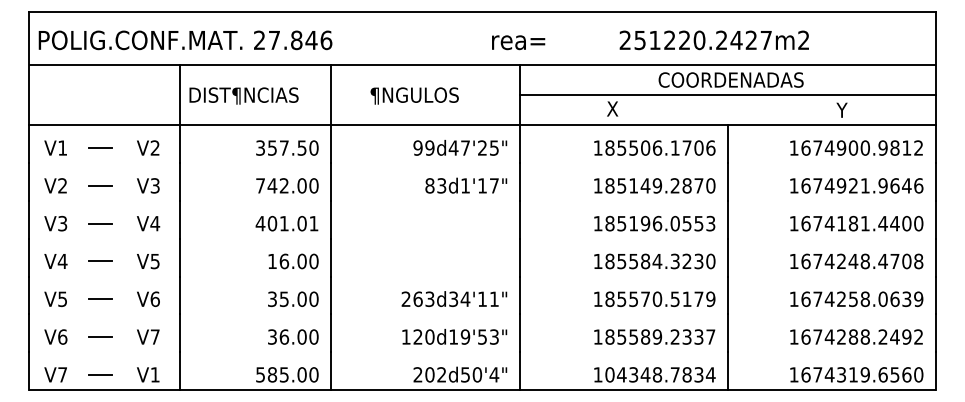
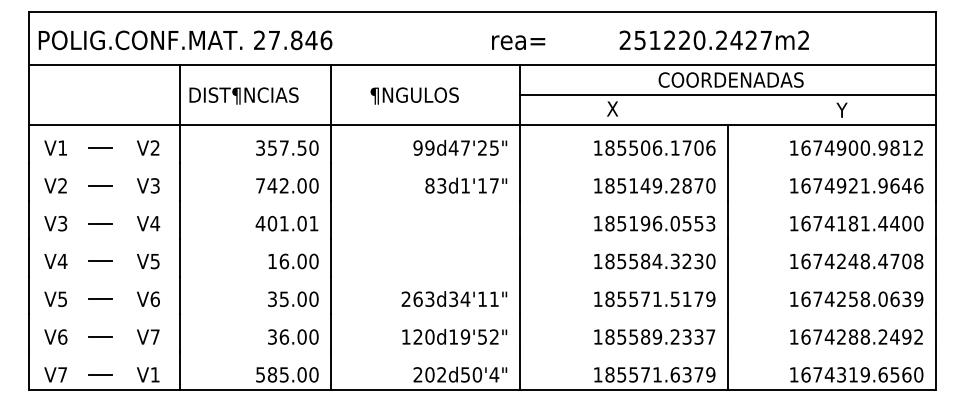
text: 185570.5179 -> 185571.5179 (657, 299)
text: 120d19'53" -> 120d19'52" (494, 336)
text: 104348.7834 -> 185571.6379 (660, 374)
